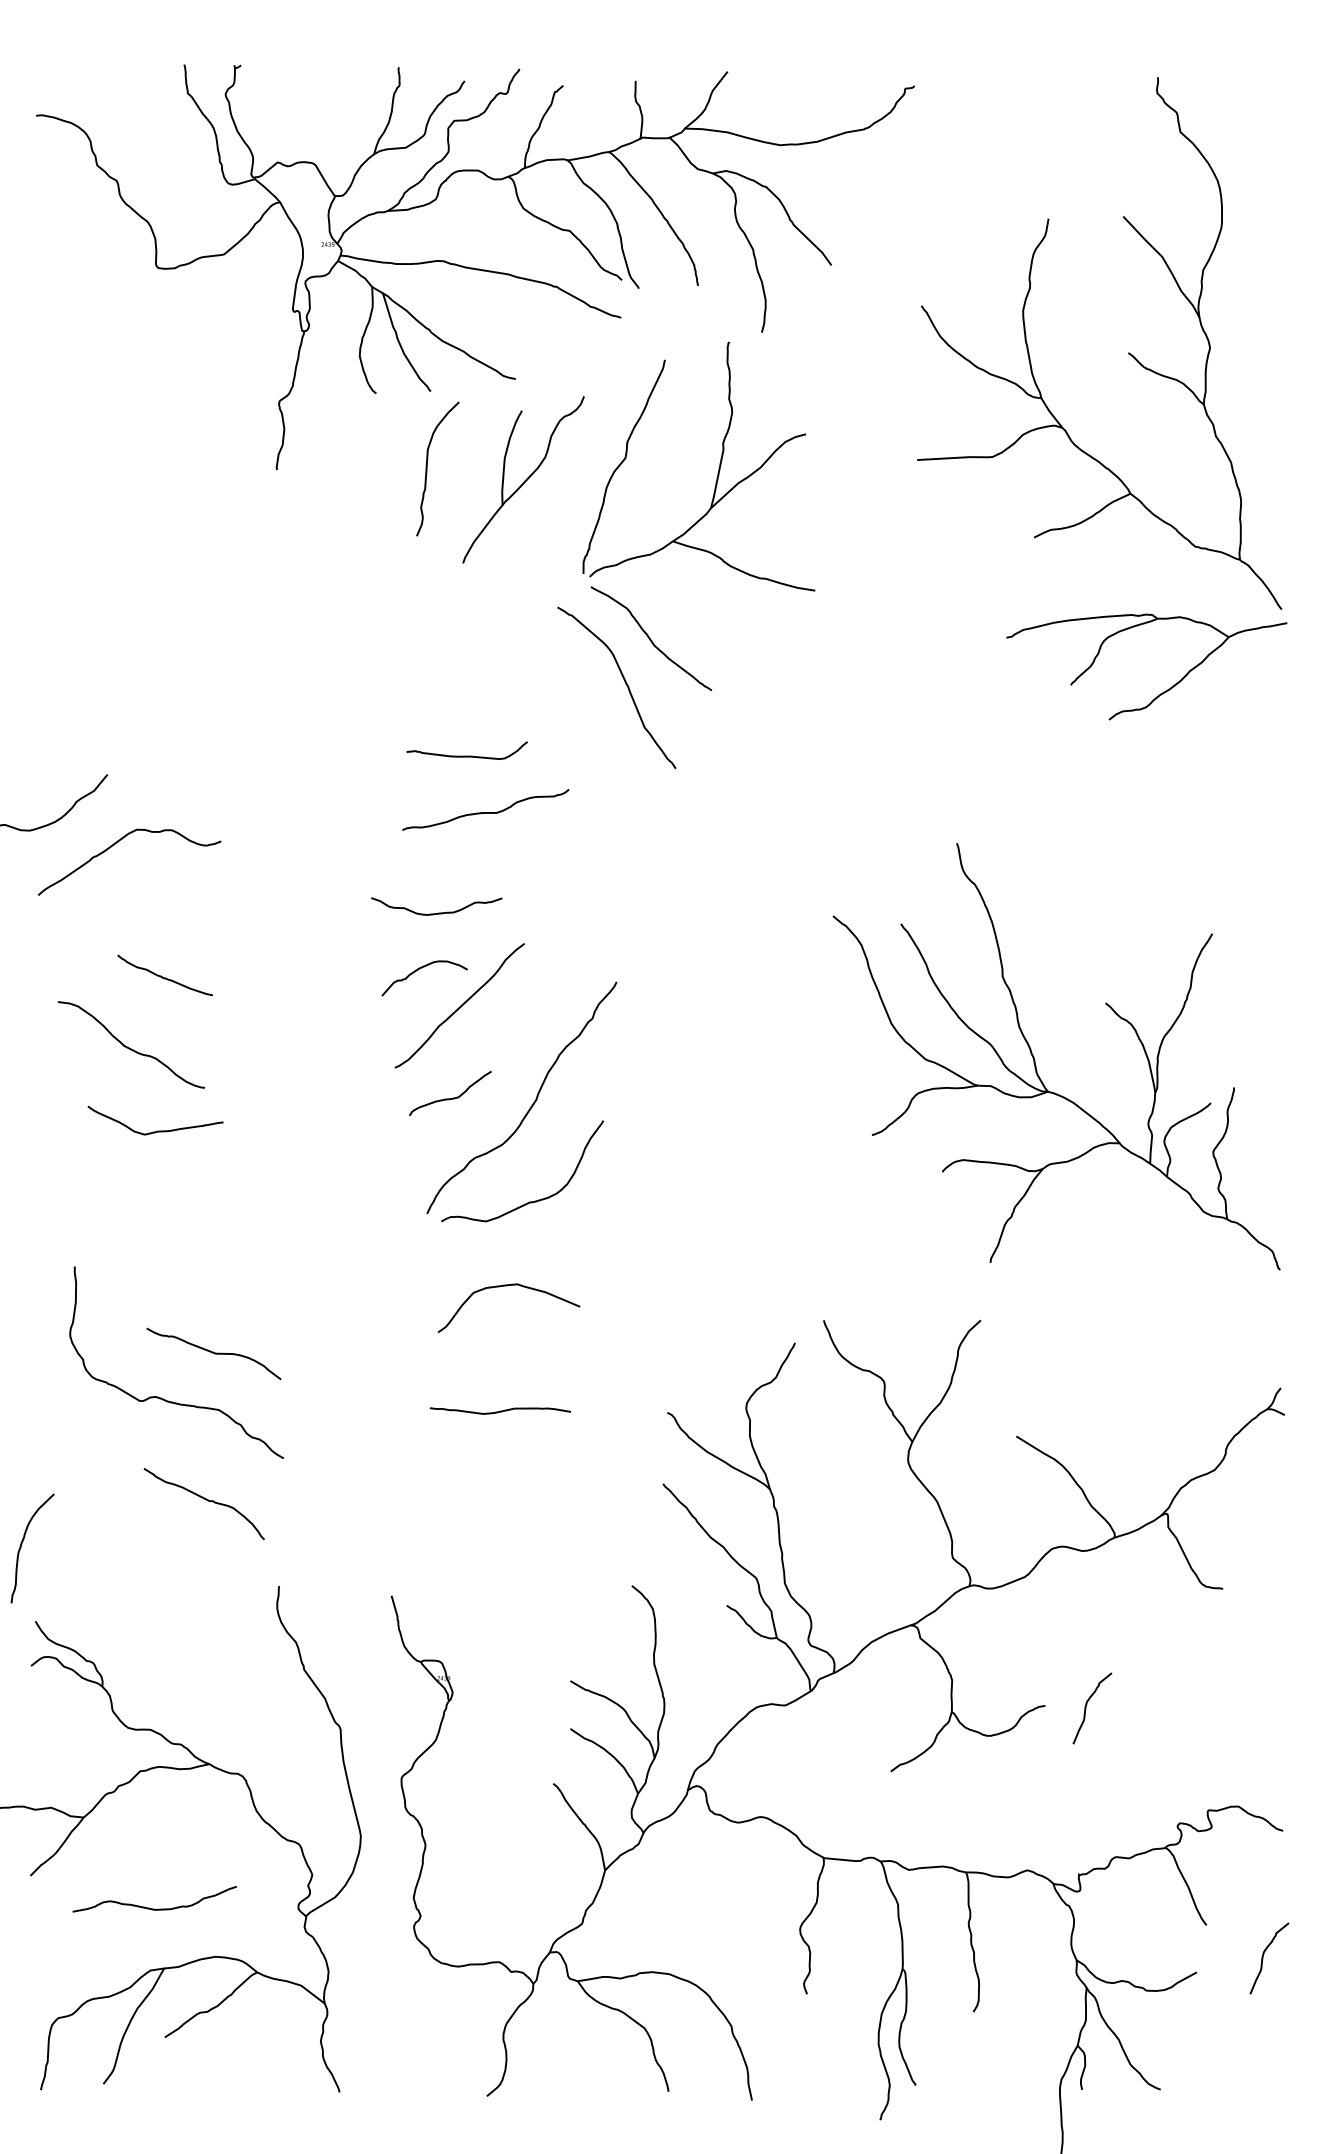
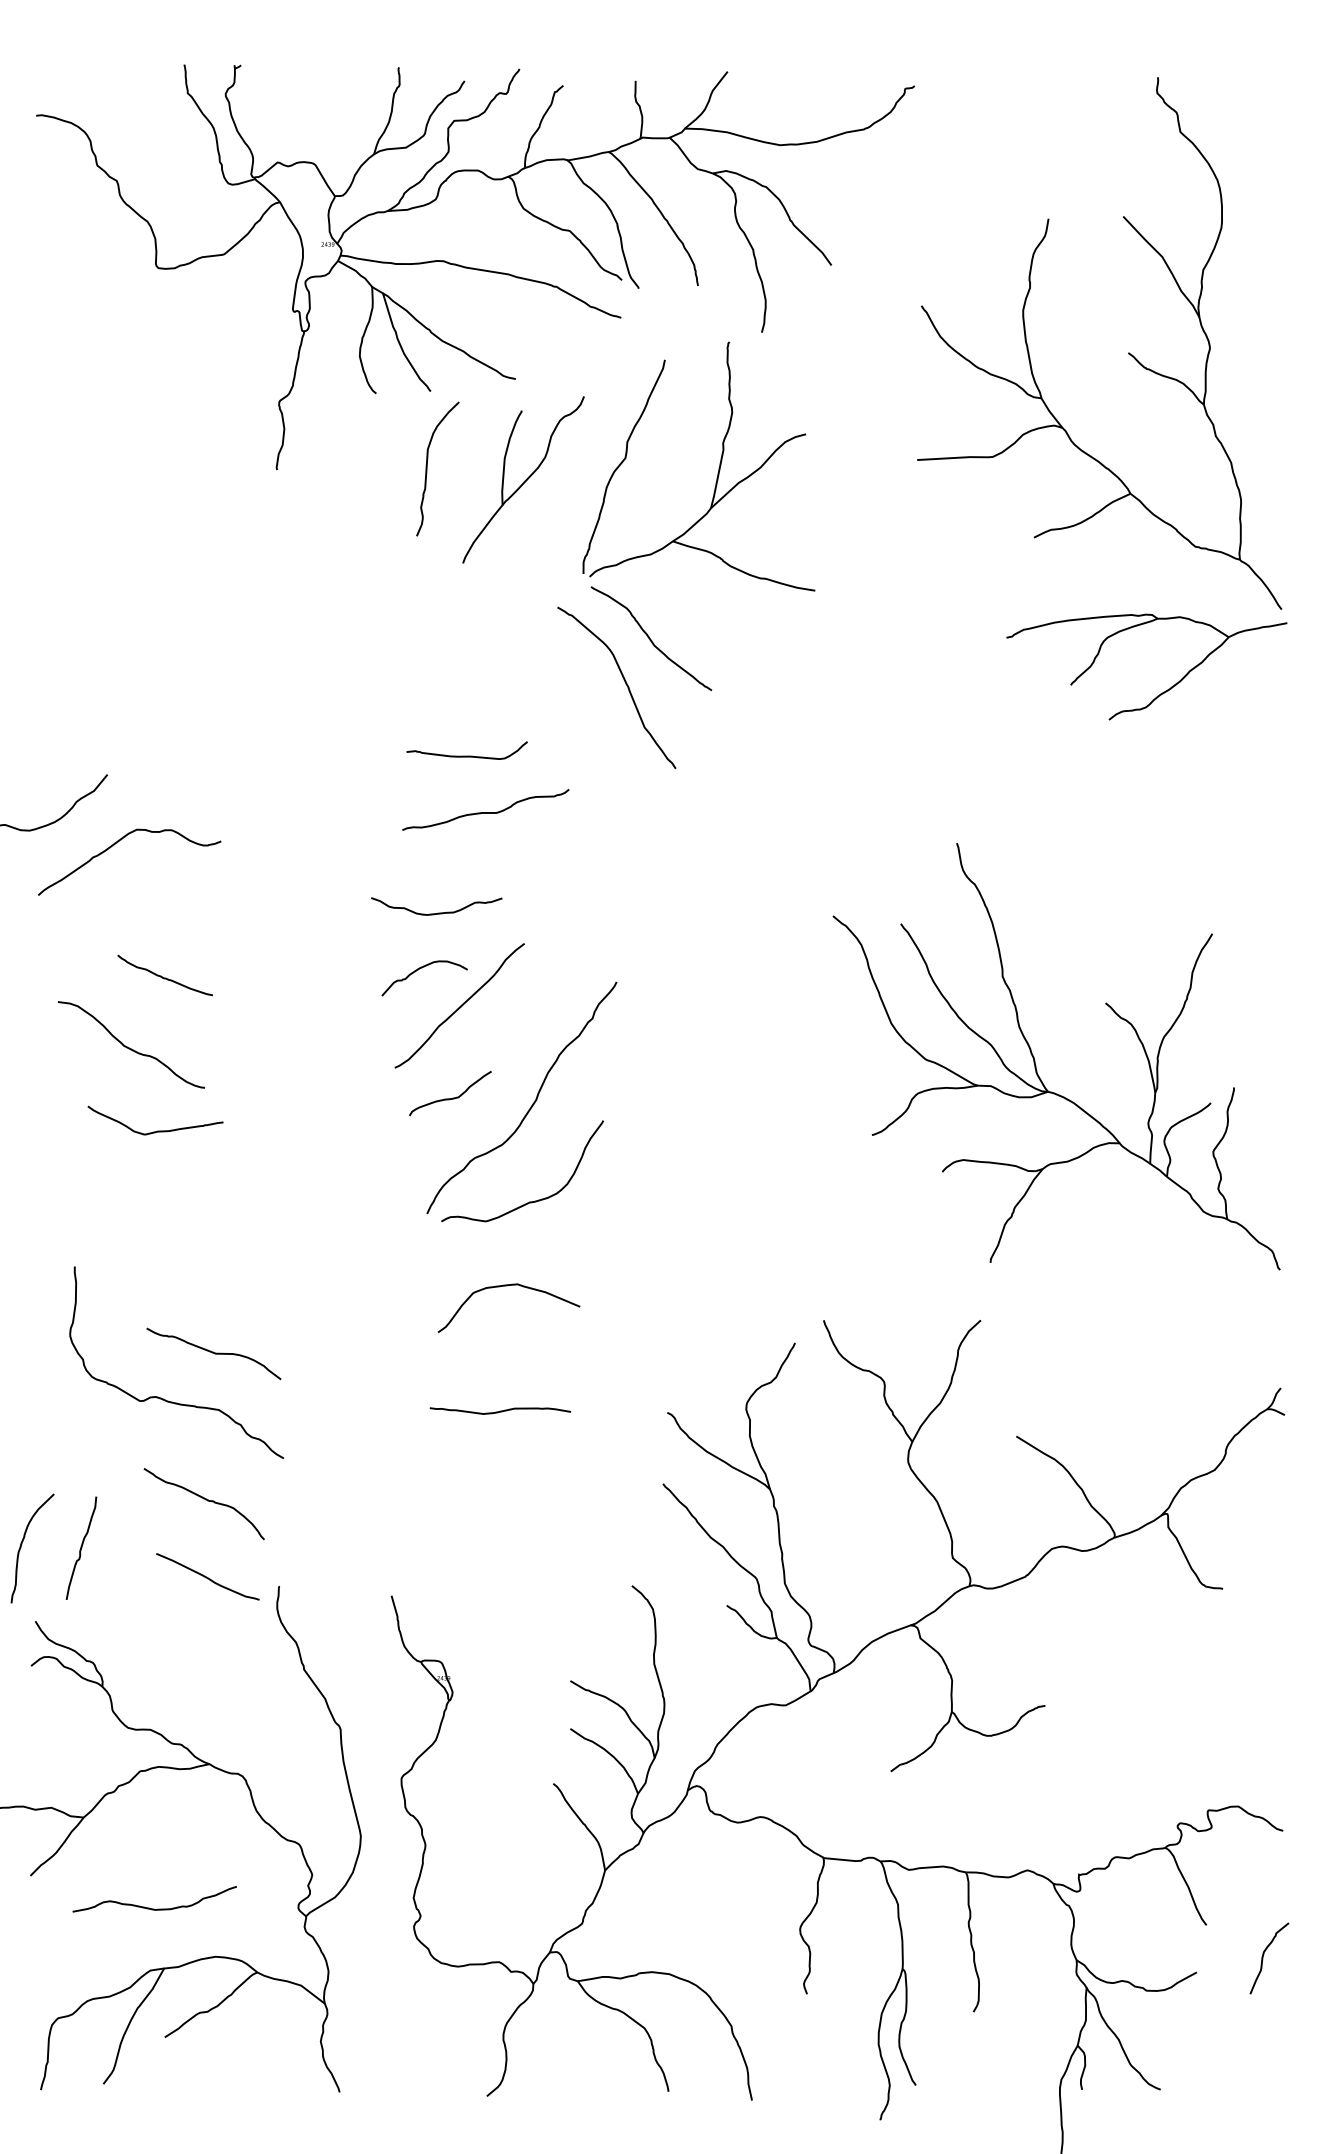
curve: none -> present (81, 1547)
curve: none -> present (206, 1576)
curve: present -> none (1086, 1708)
